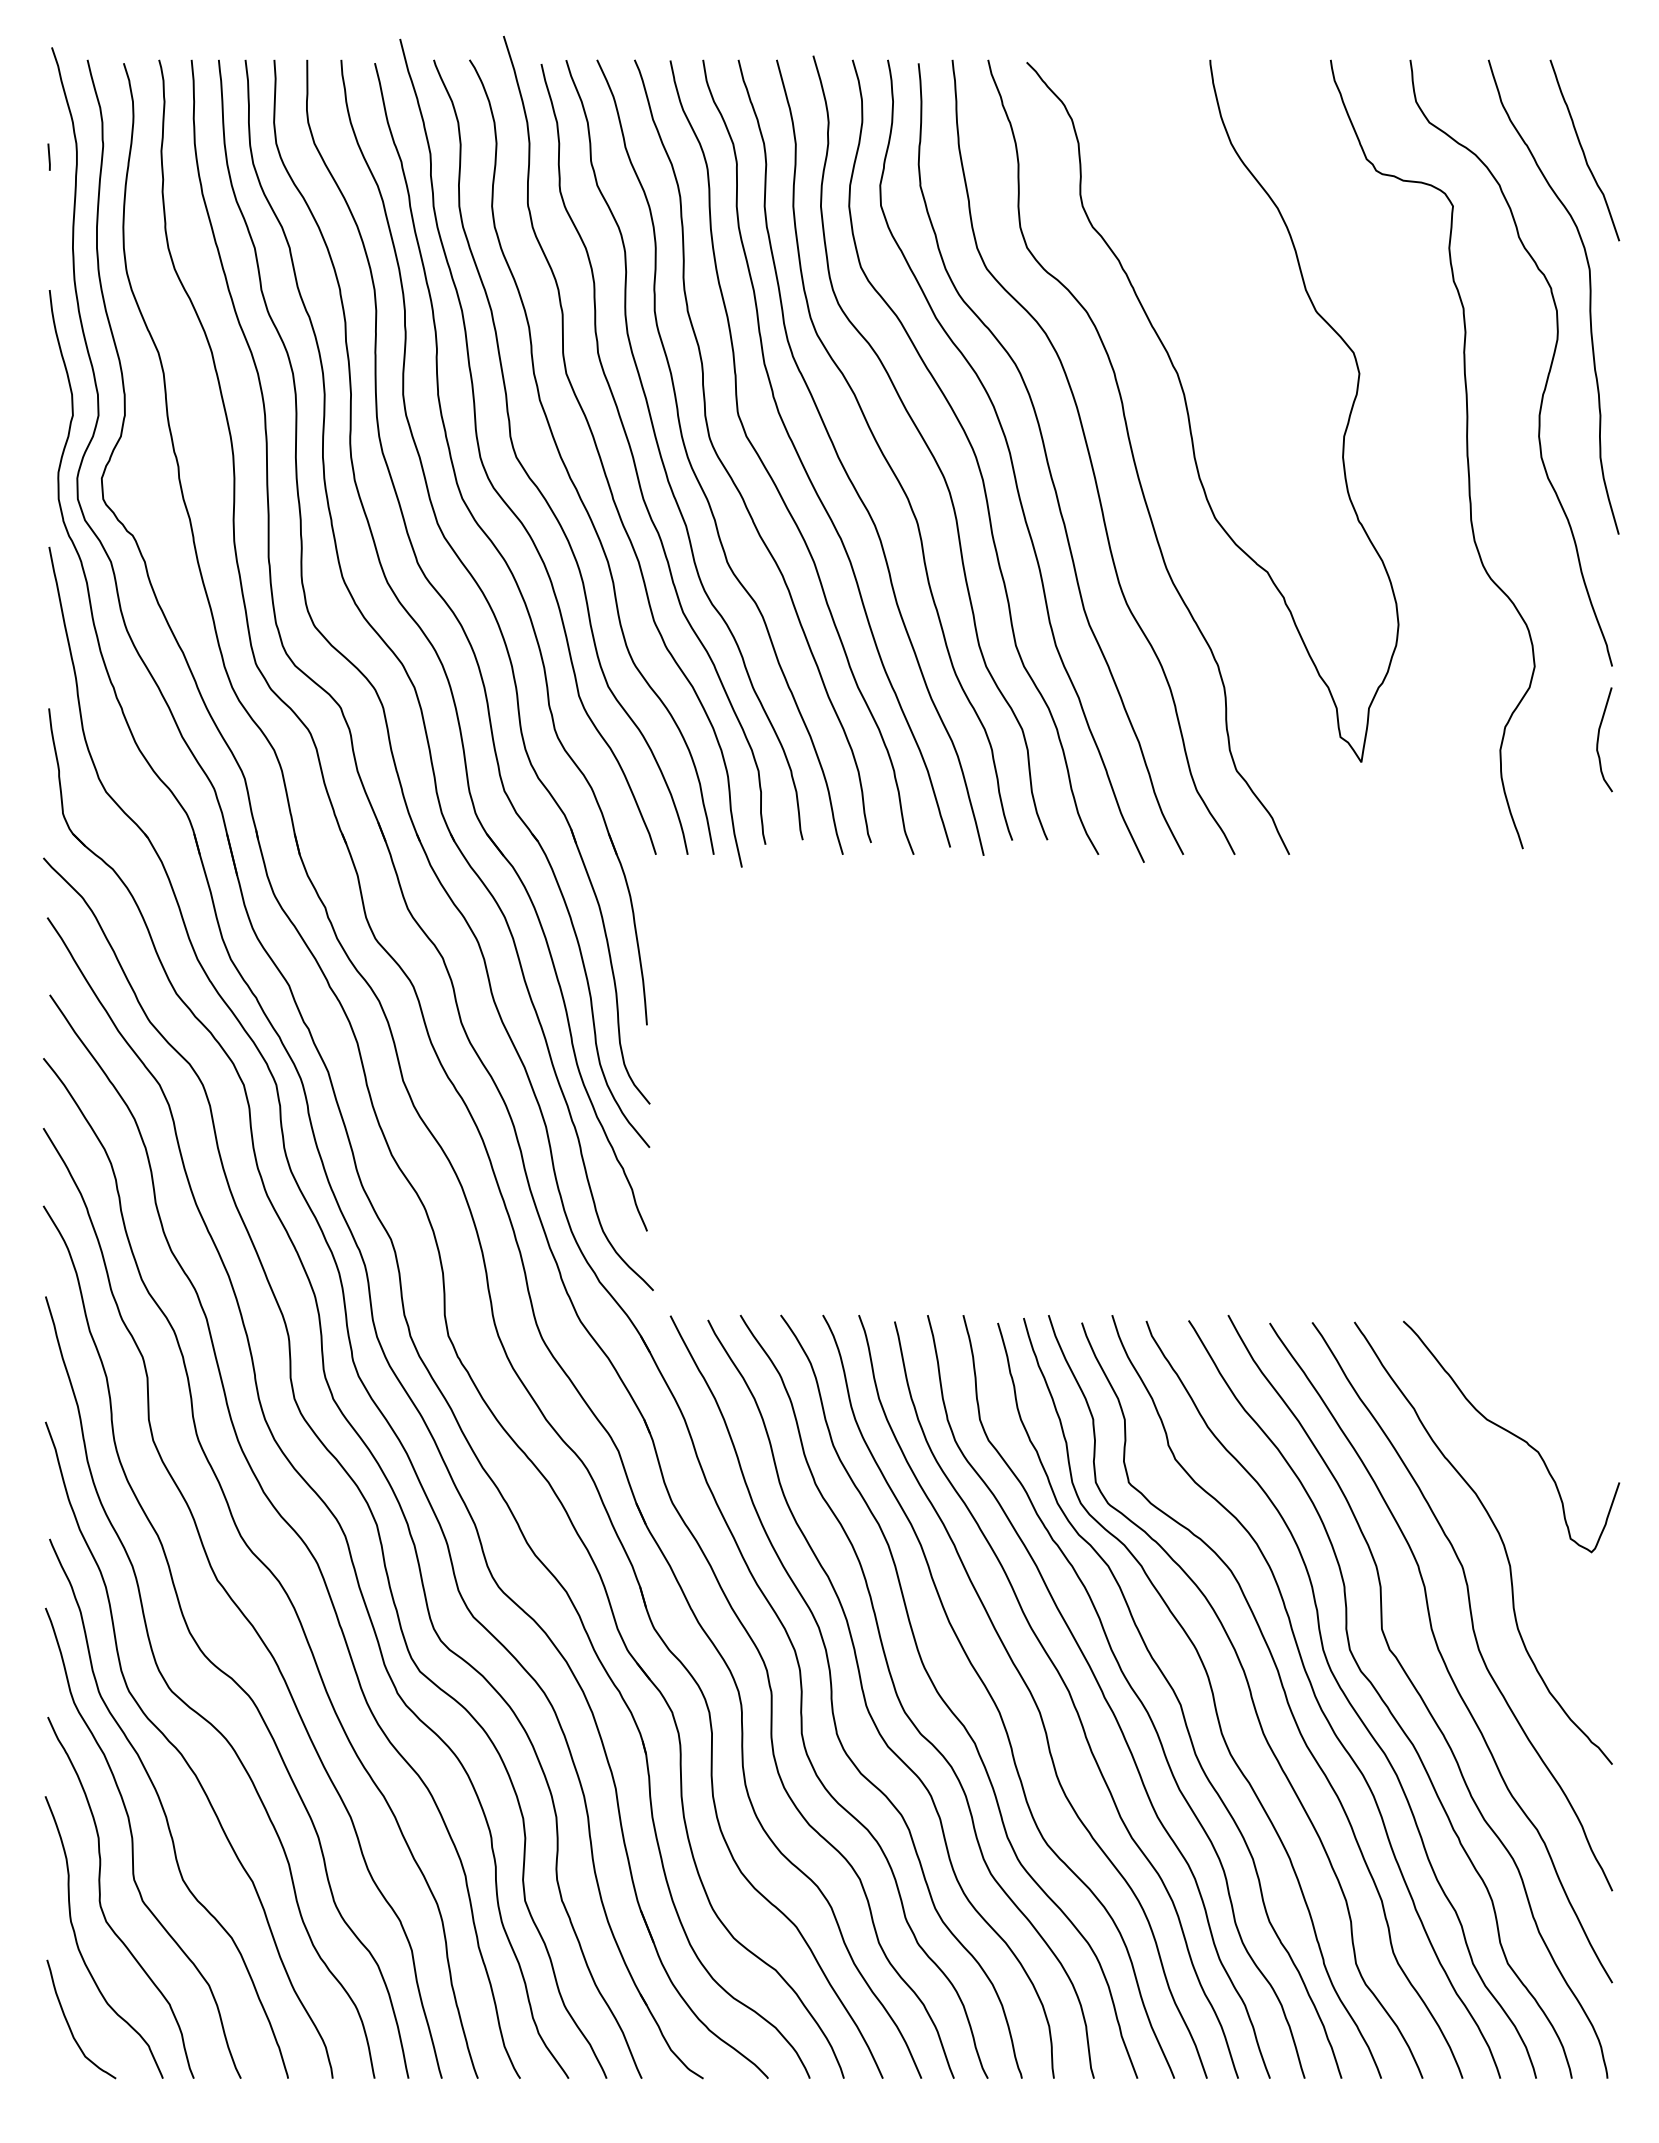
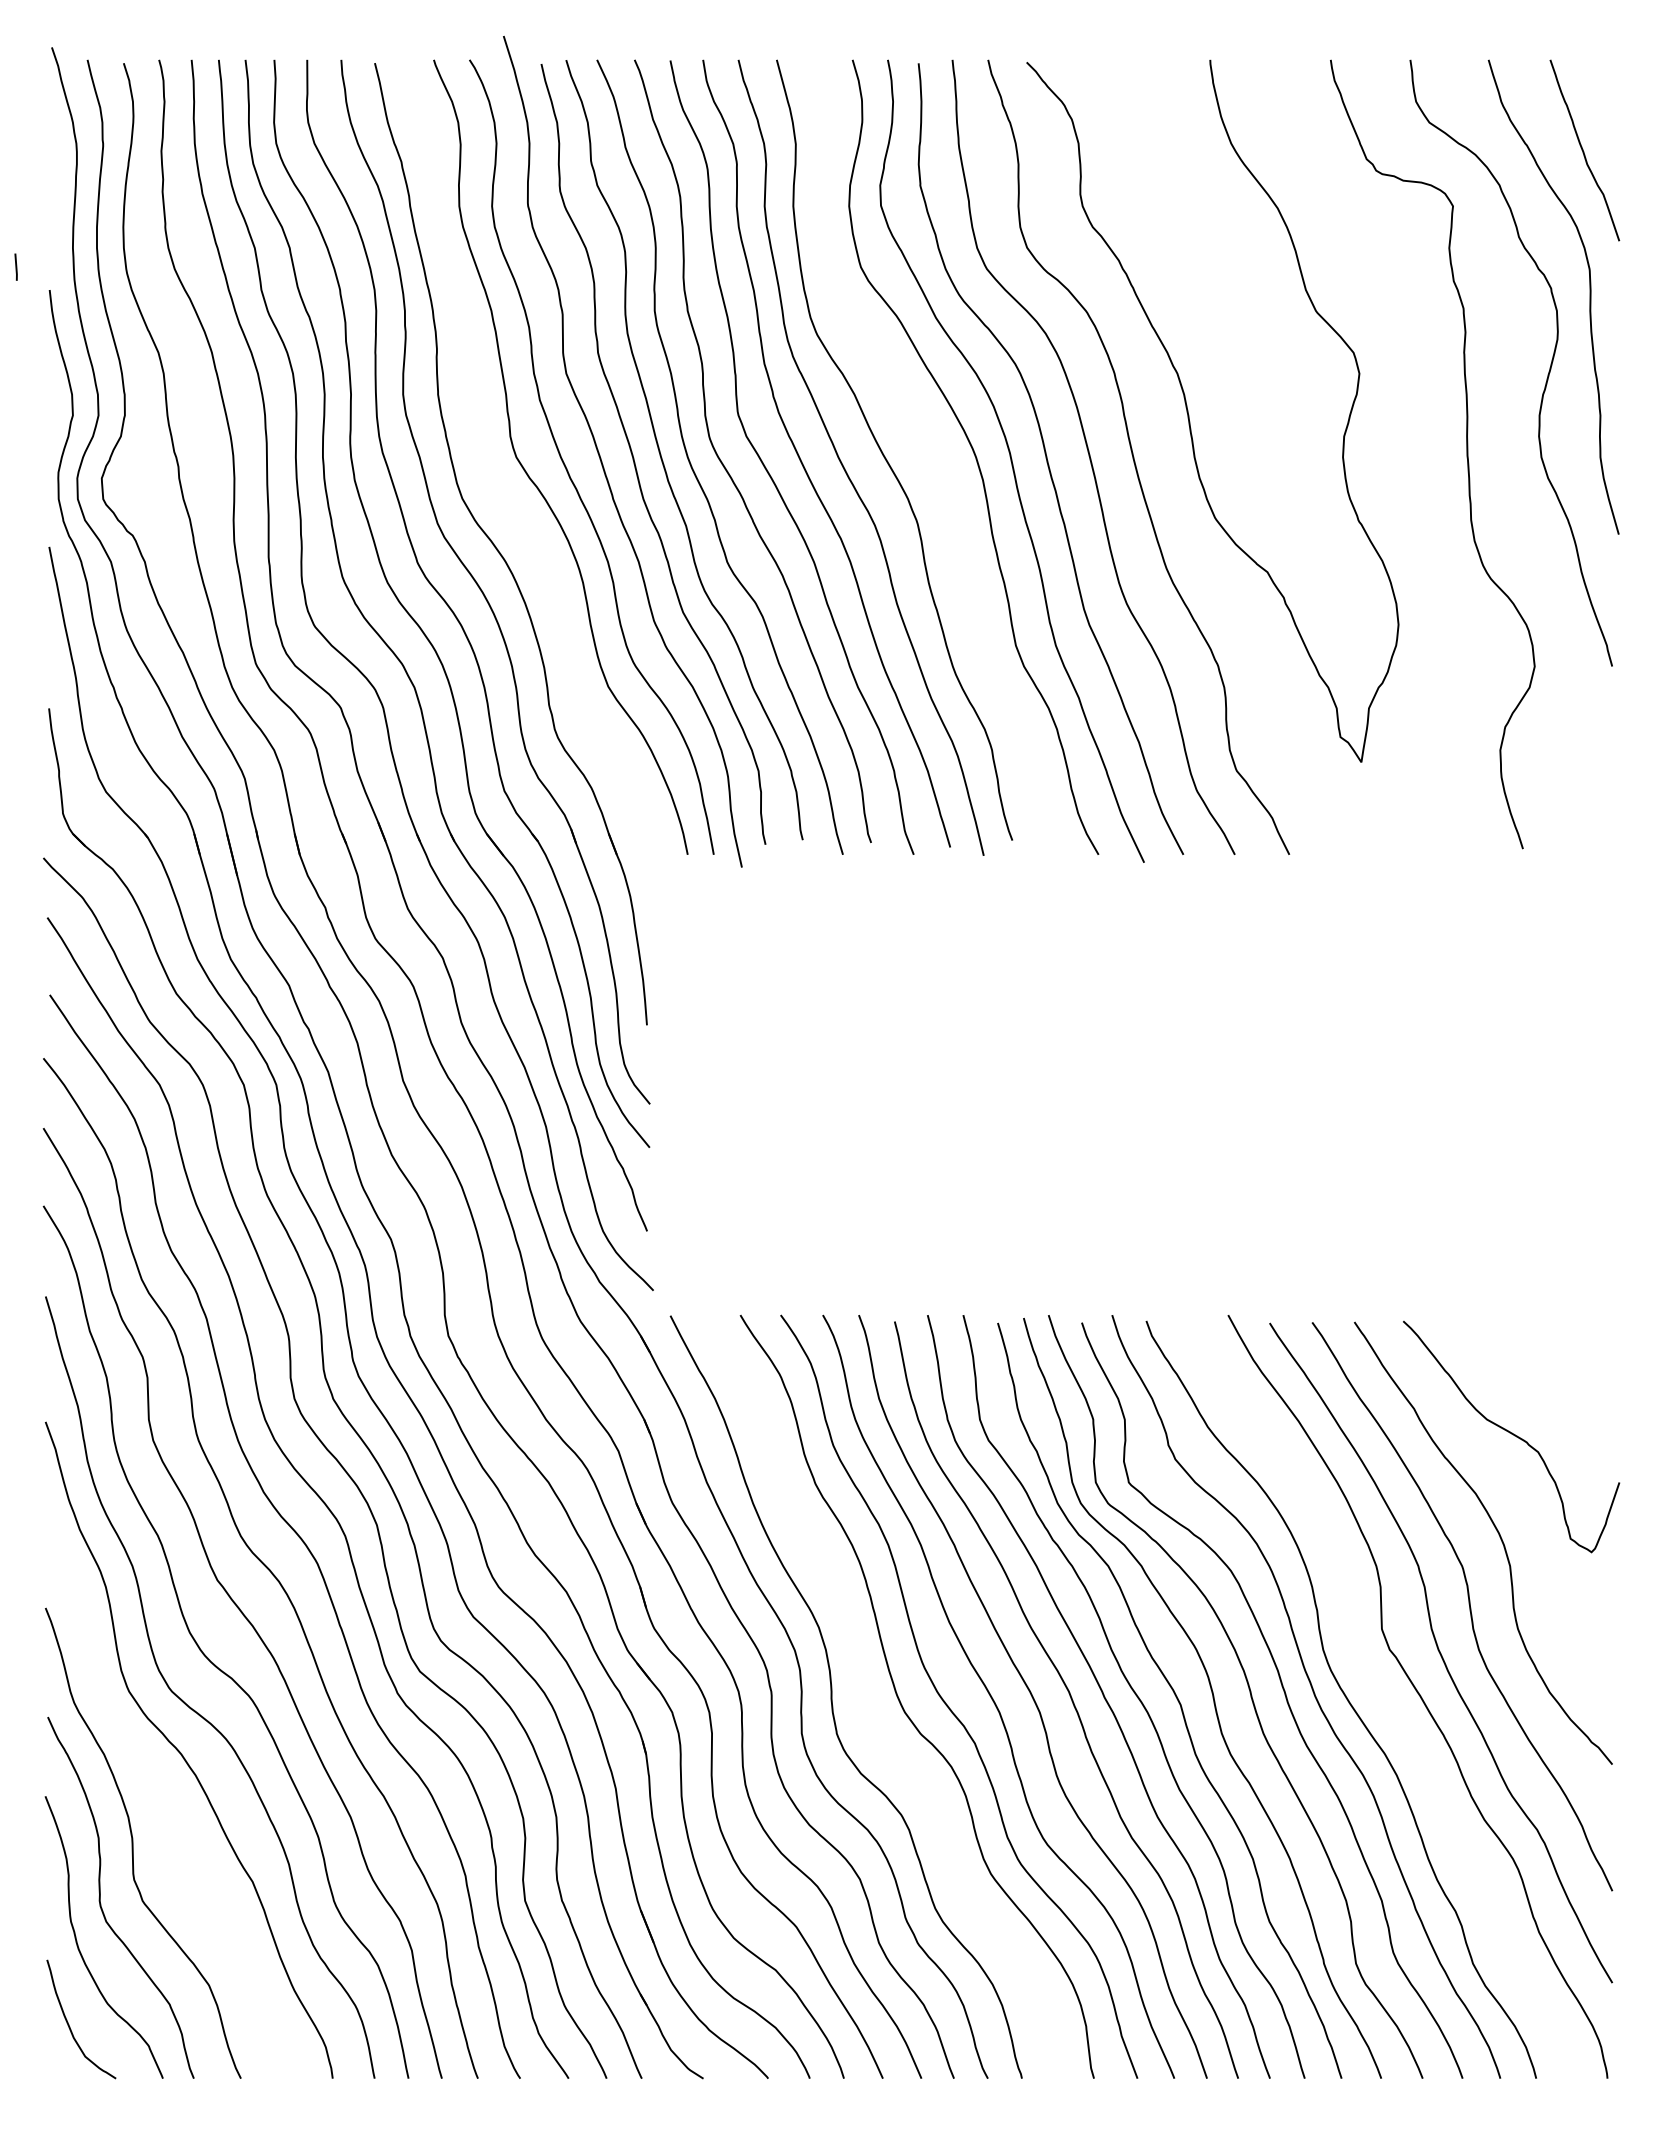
line position: (48, 156) -> (15, 266) (15, 266)
curve: present -> none (929, 447)
curve: present -> none (484, 465)
curve: present -> none (1599, 737)
curve: present -> none (1380, 1699)
curve: present -> none (866, 1701)
curve: present -> none (164, 1809)
